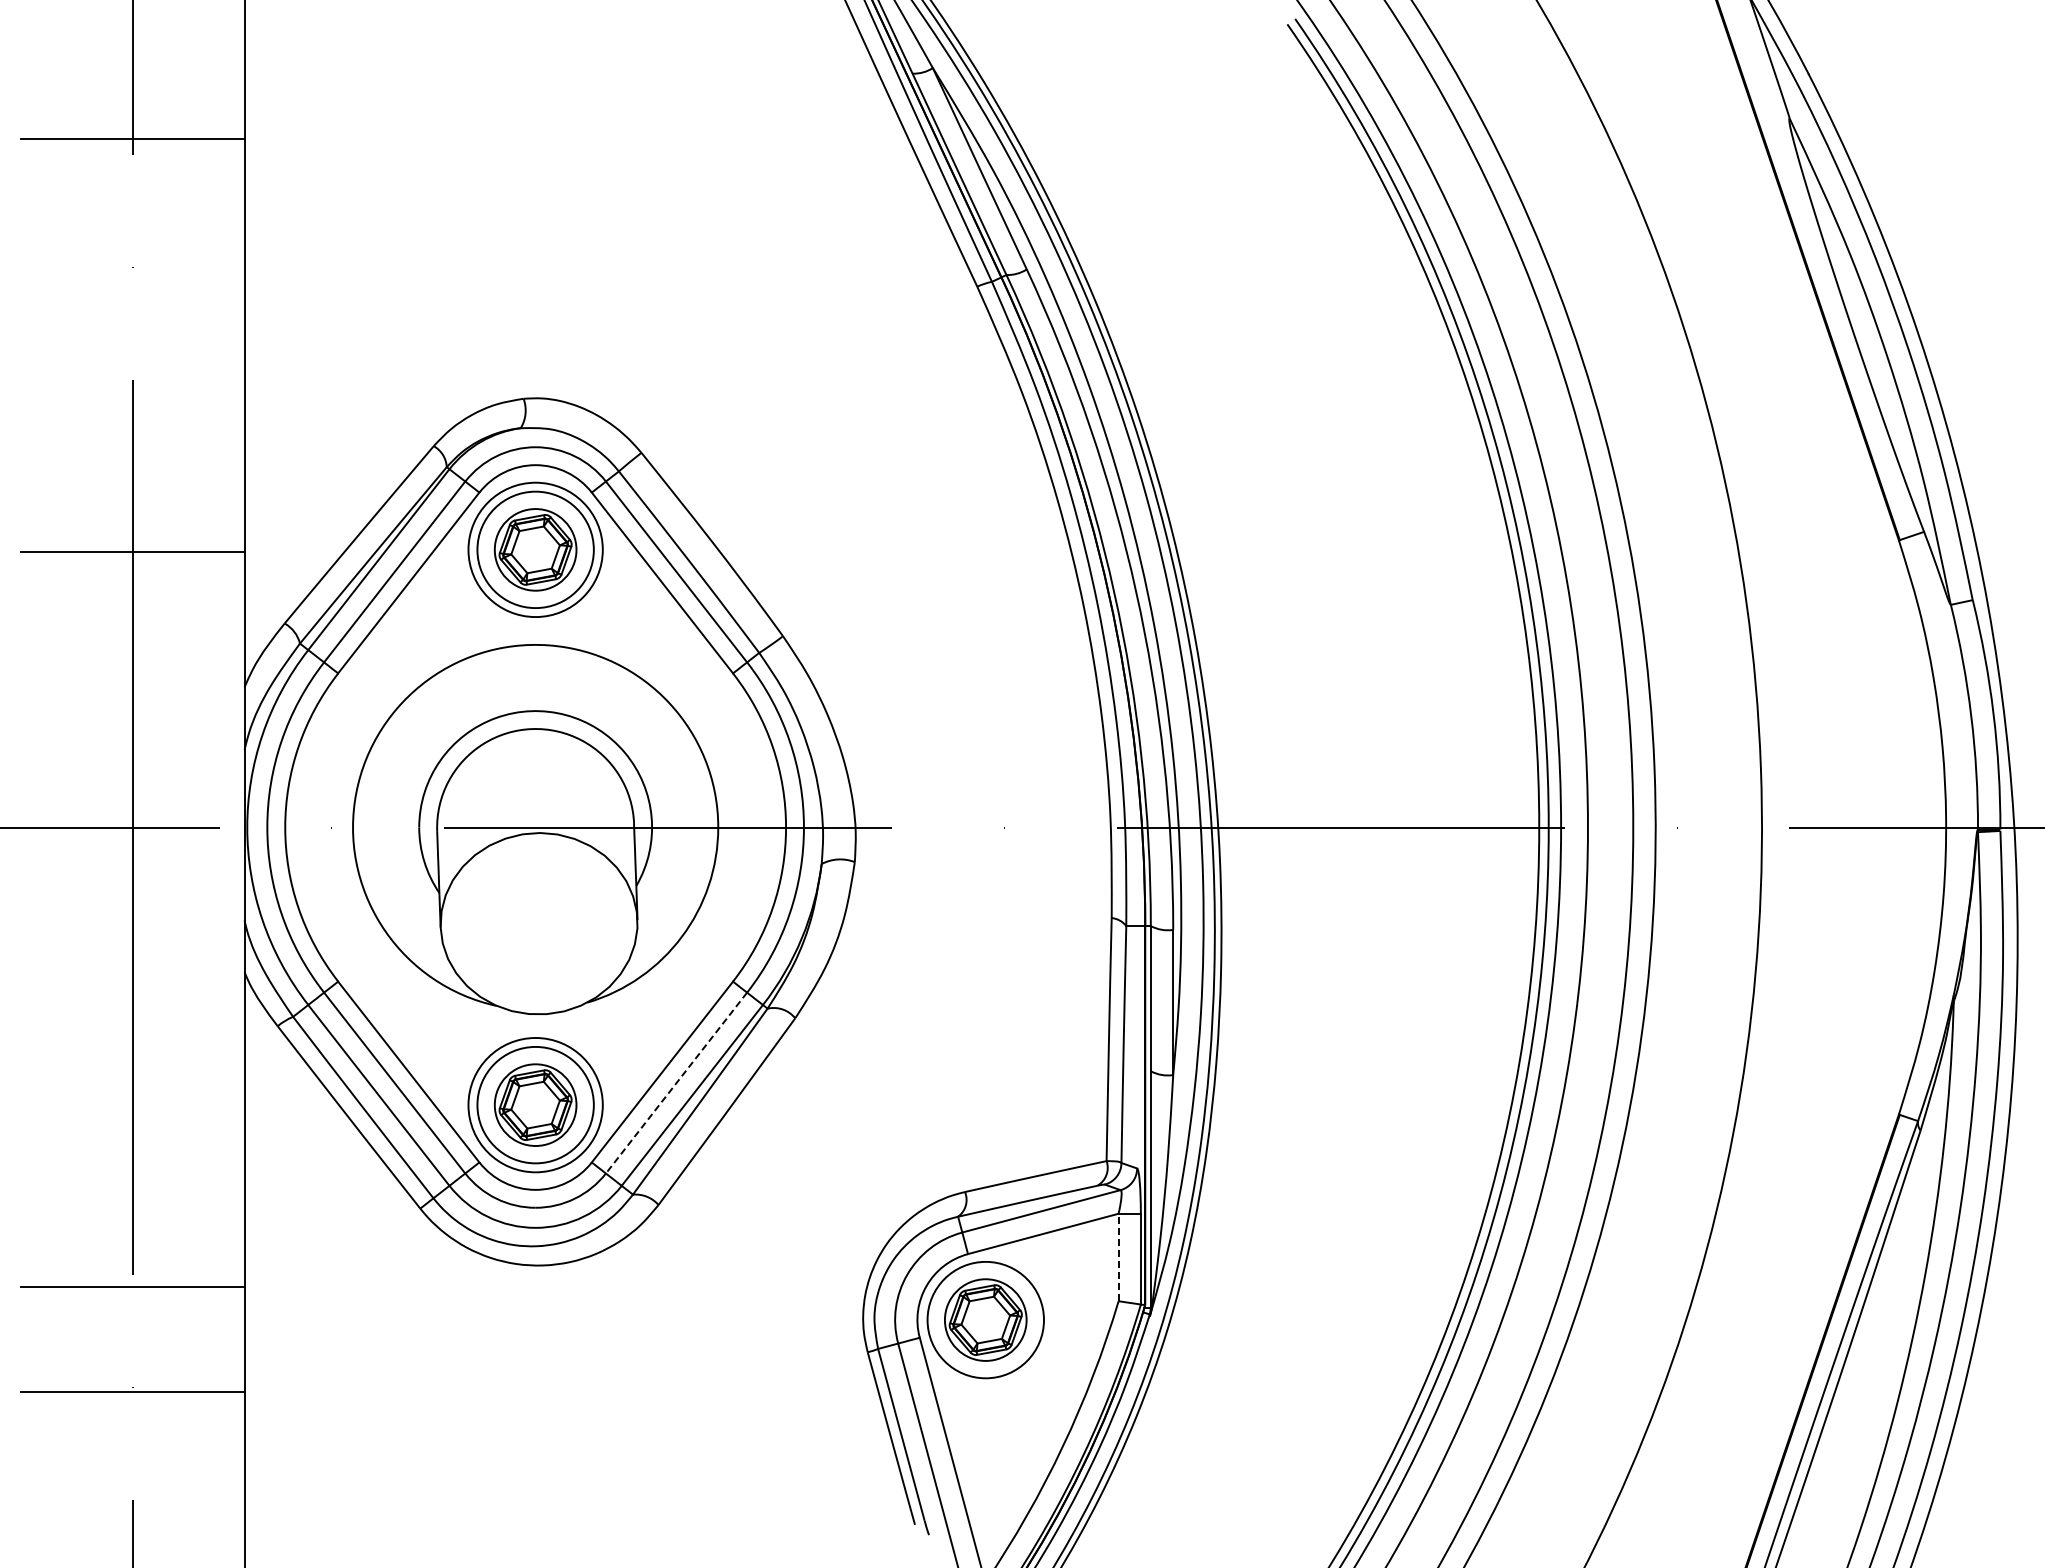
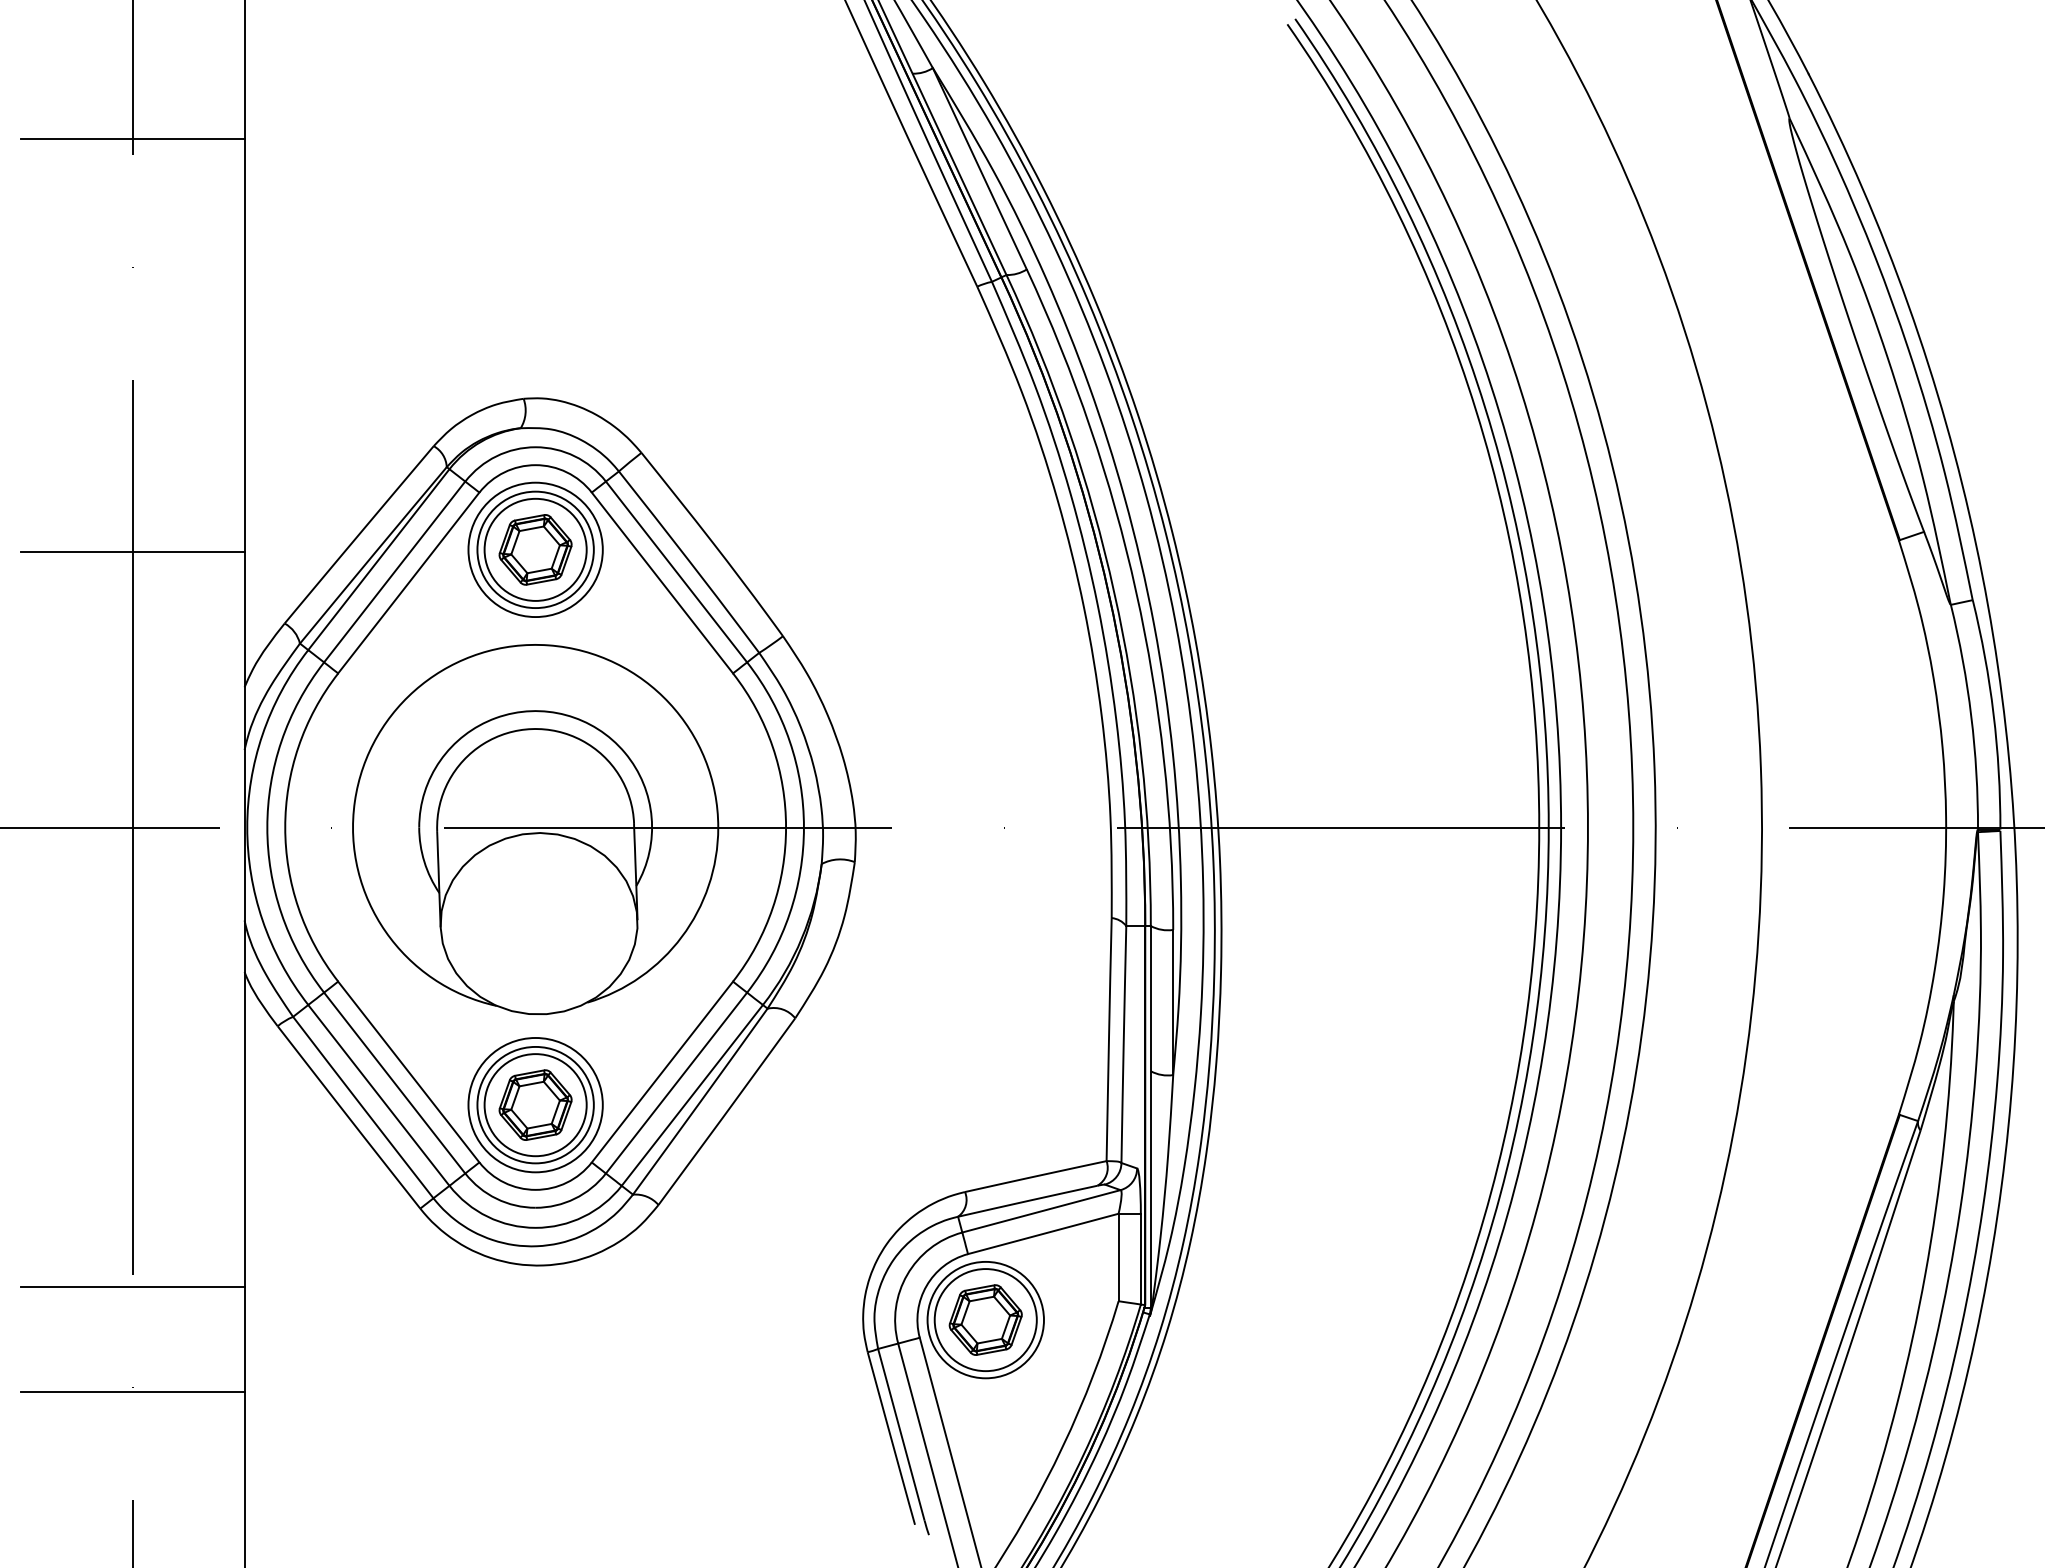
circle diameter: 82 px -> 102 px (535, 549)
line: dashed -> solid (676, 1083)
circle diameter: 82 px -> 102 px (535, 1105)
line: dashed -> solid (1118, 1257)
circle diameter: 82 px -> 102 px (985, 1320)
